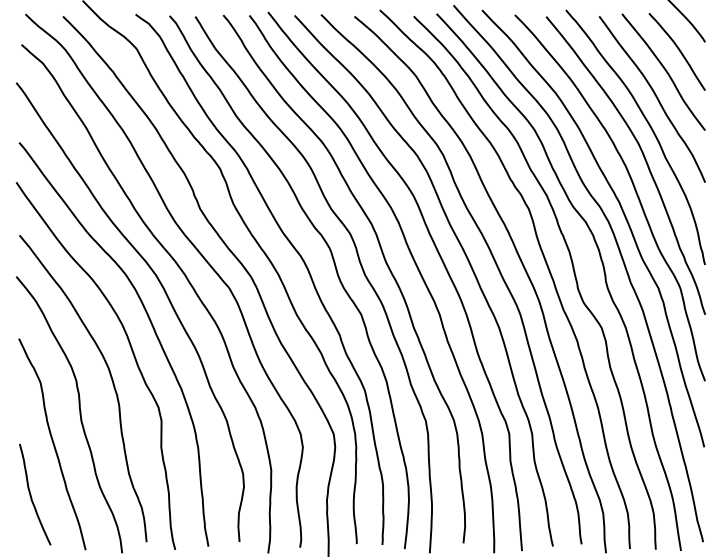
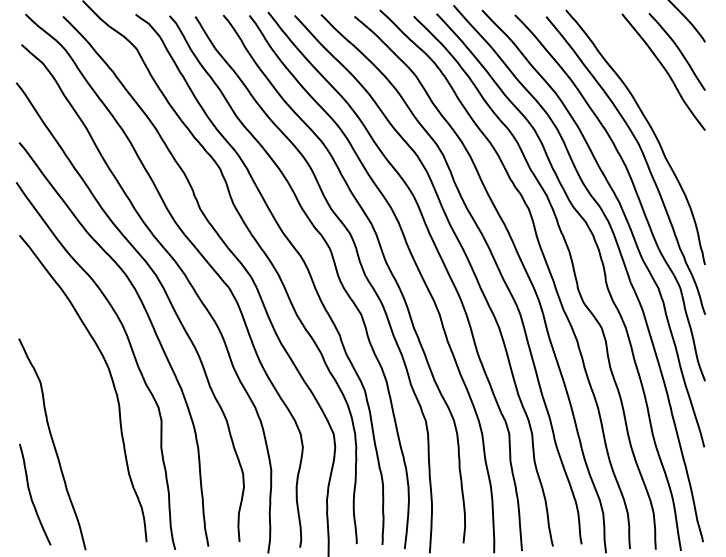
curve: present -> none (654, 95)
curve: present -> none (79, 414)
